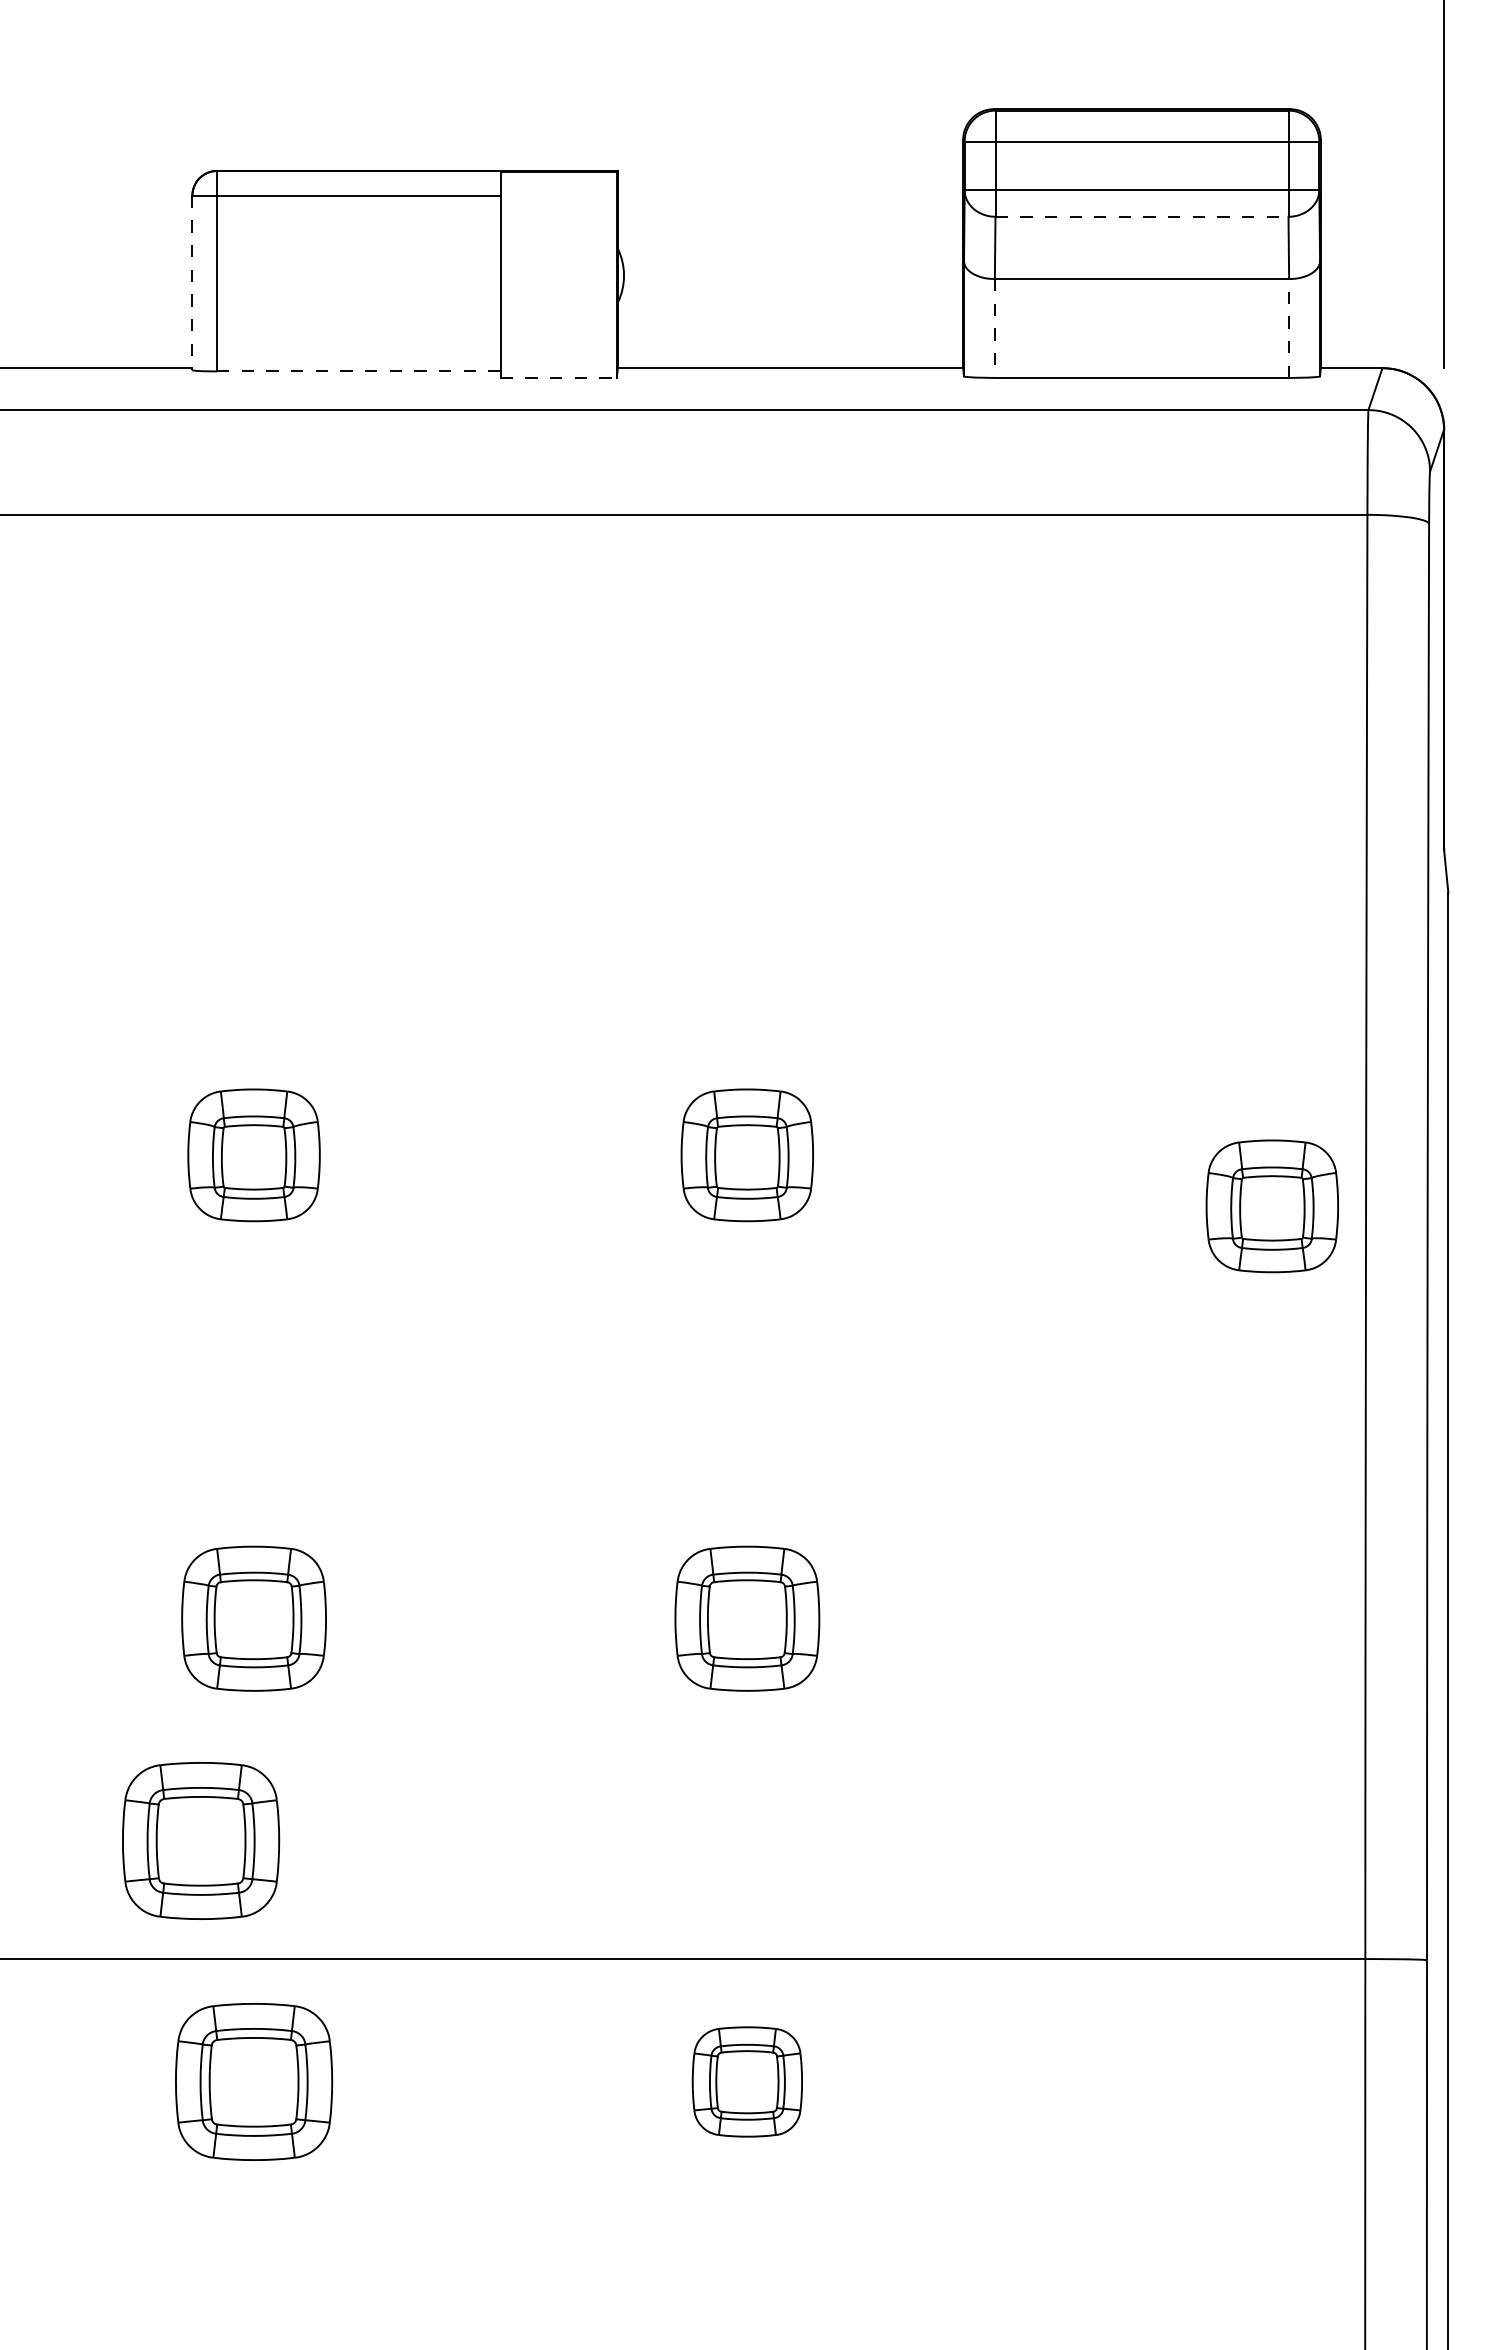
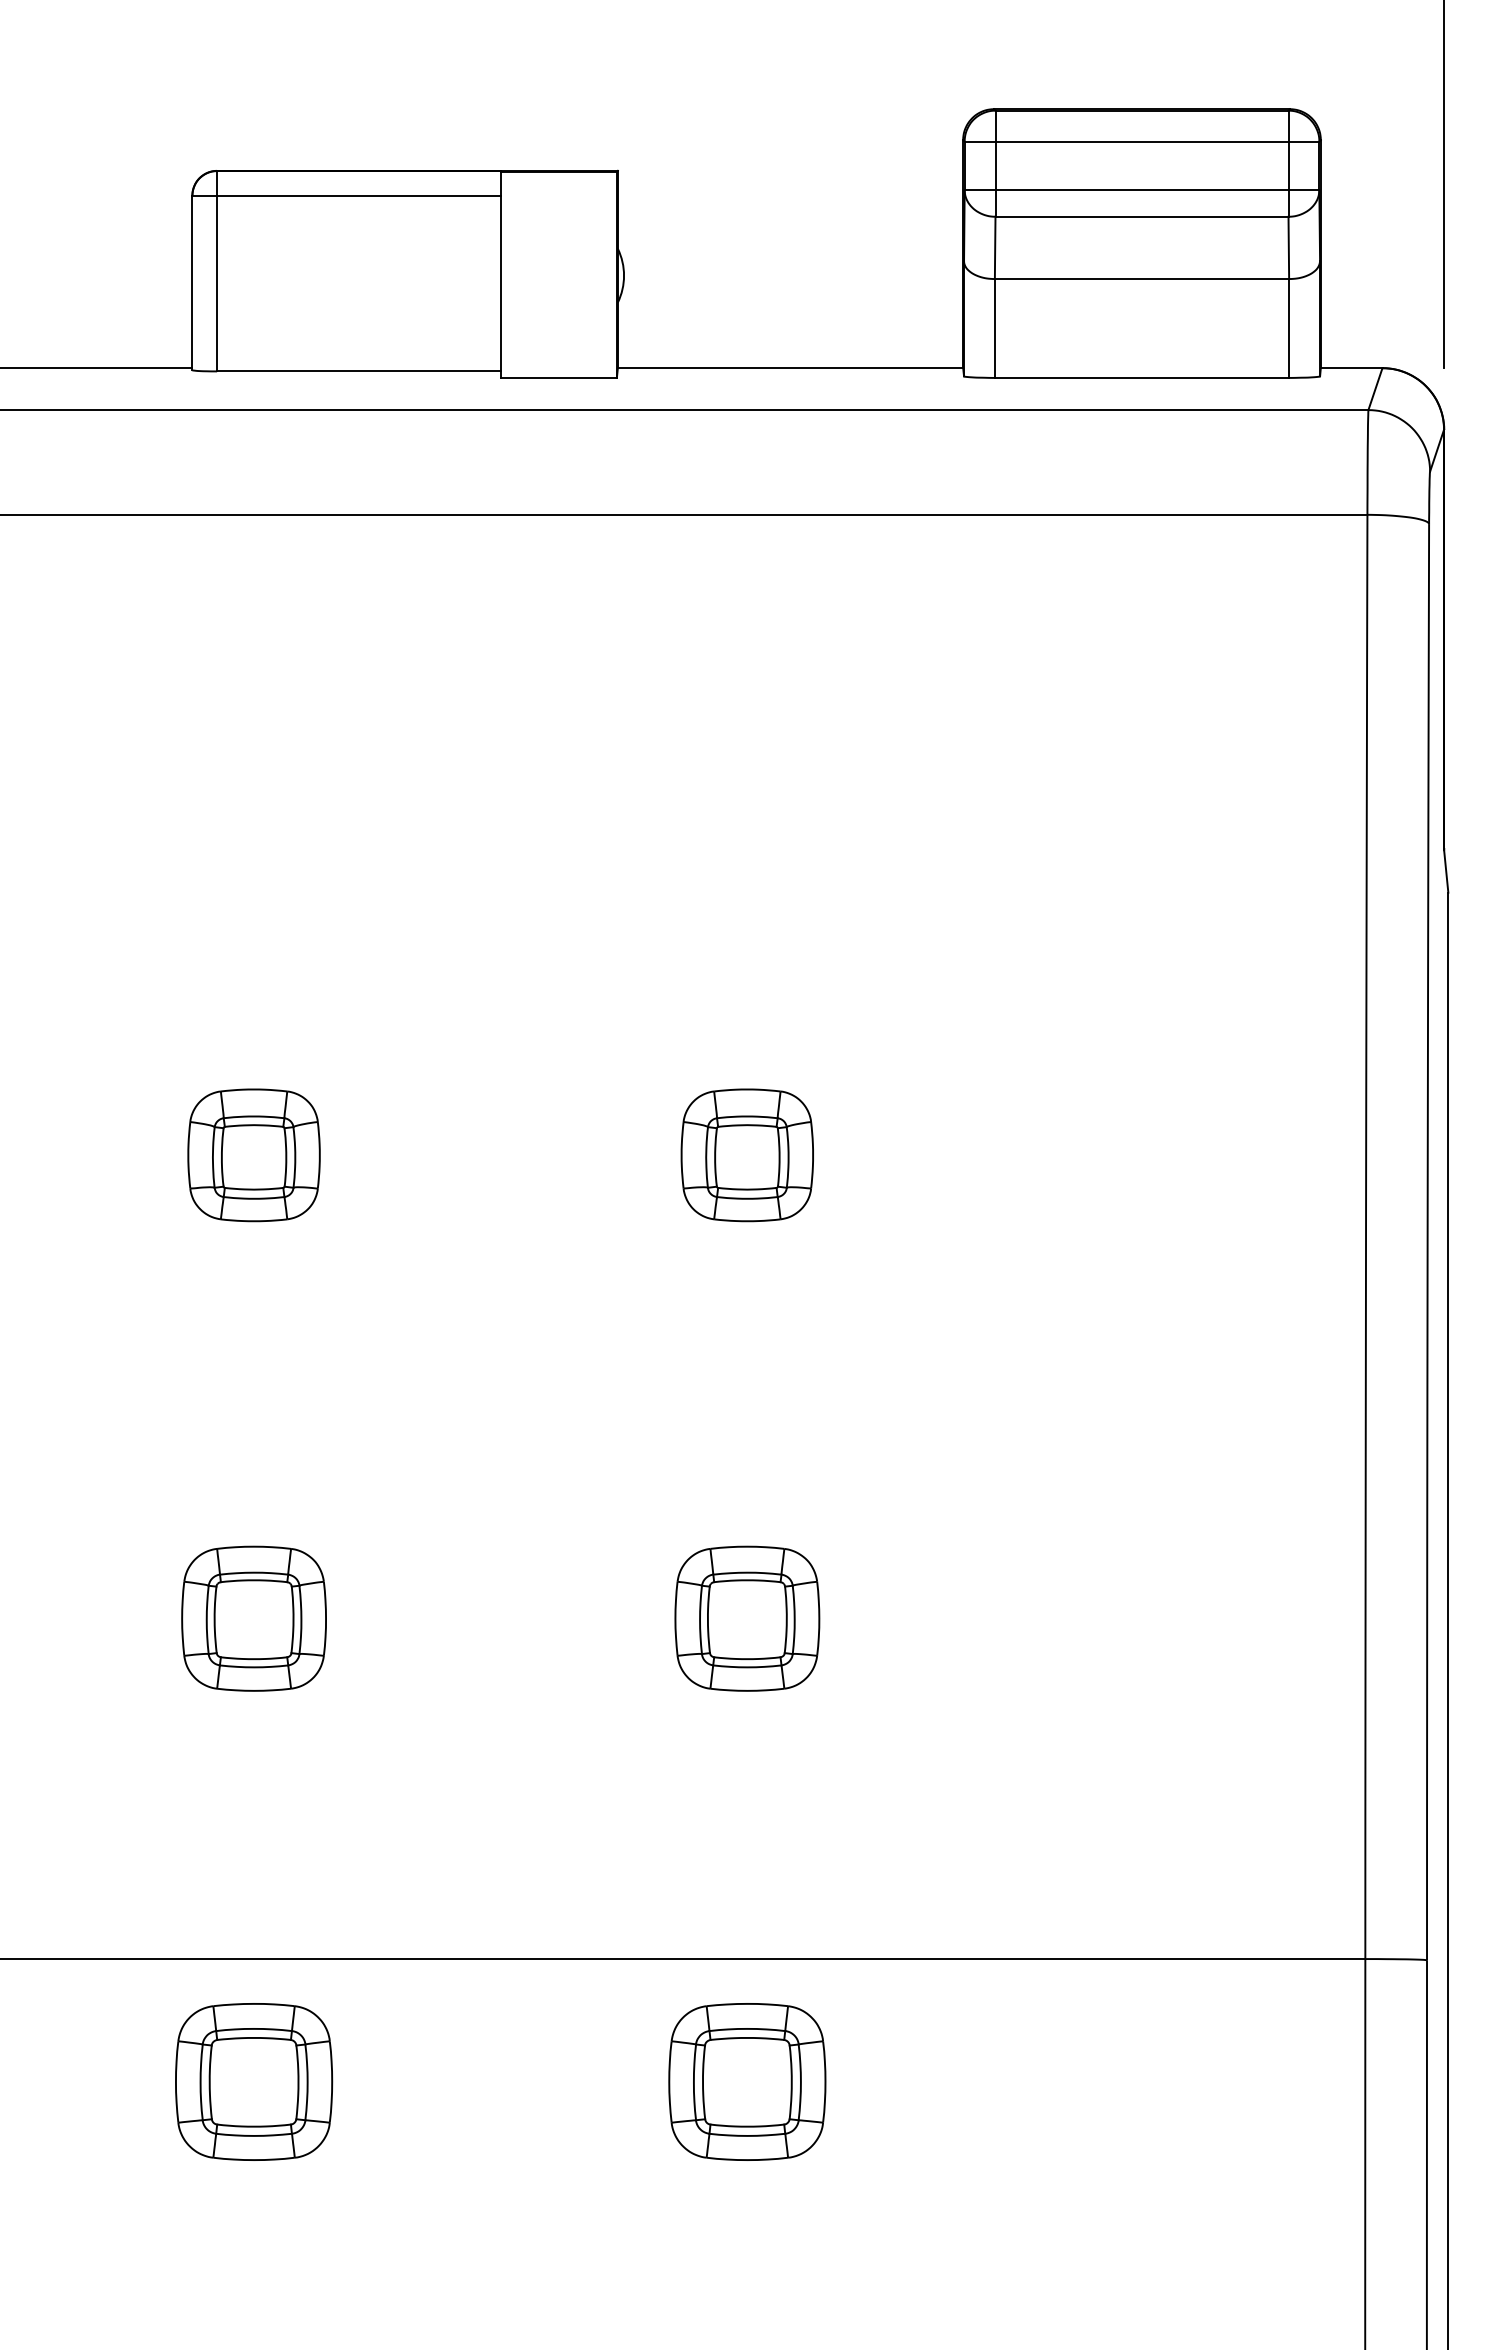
line: dashed -> solid (1142, 216)
line: dashed -> solid (192, 283)
line: dashed -> solid (1289, 327)
line: dashed -> solid (994, 328)
line: dashed -> solid (358, 371)
line: dashed -> solid (559, 377)
part: present -> none (1271, 1206)
part: present -> none (201, 1840)
part size: 112x112 px -> 159x158 px (747, 2081)
